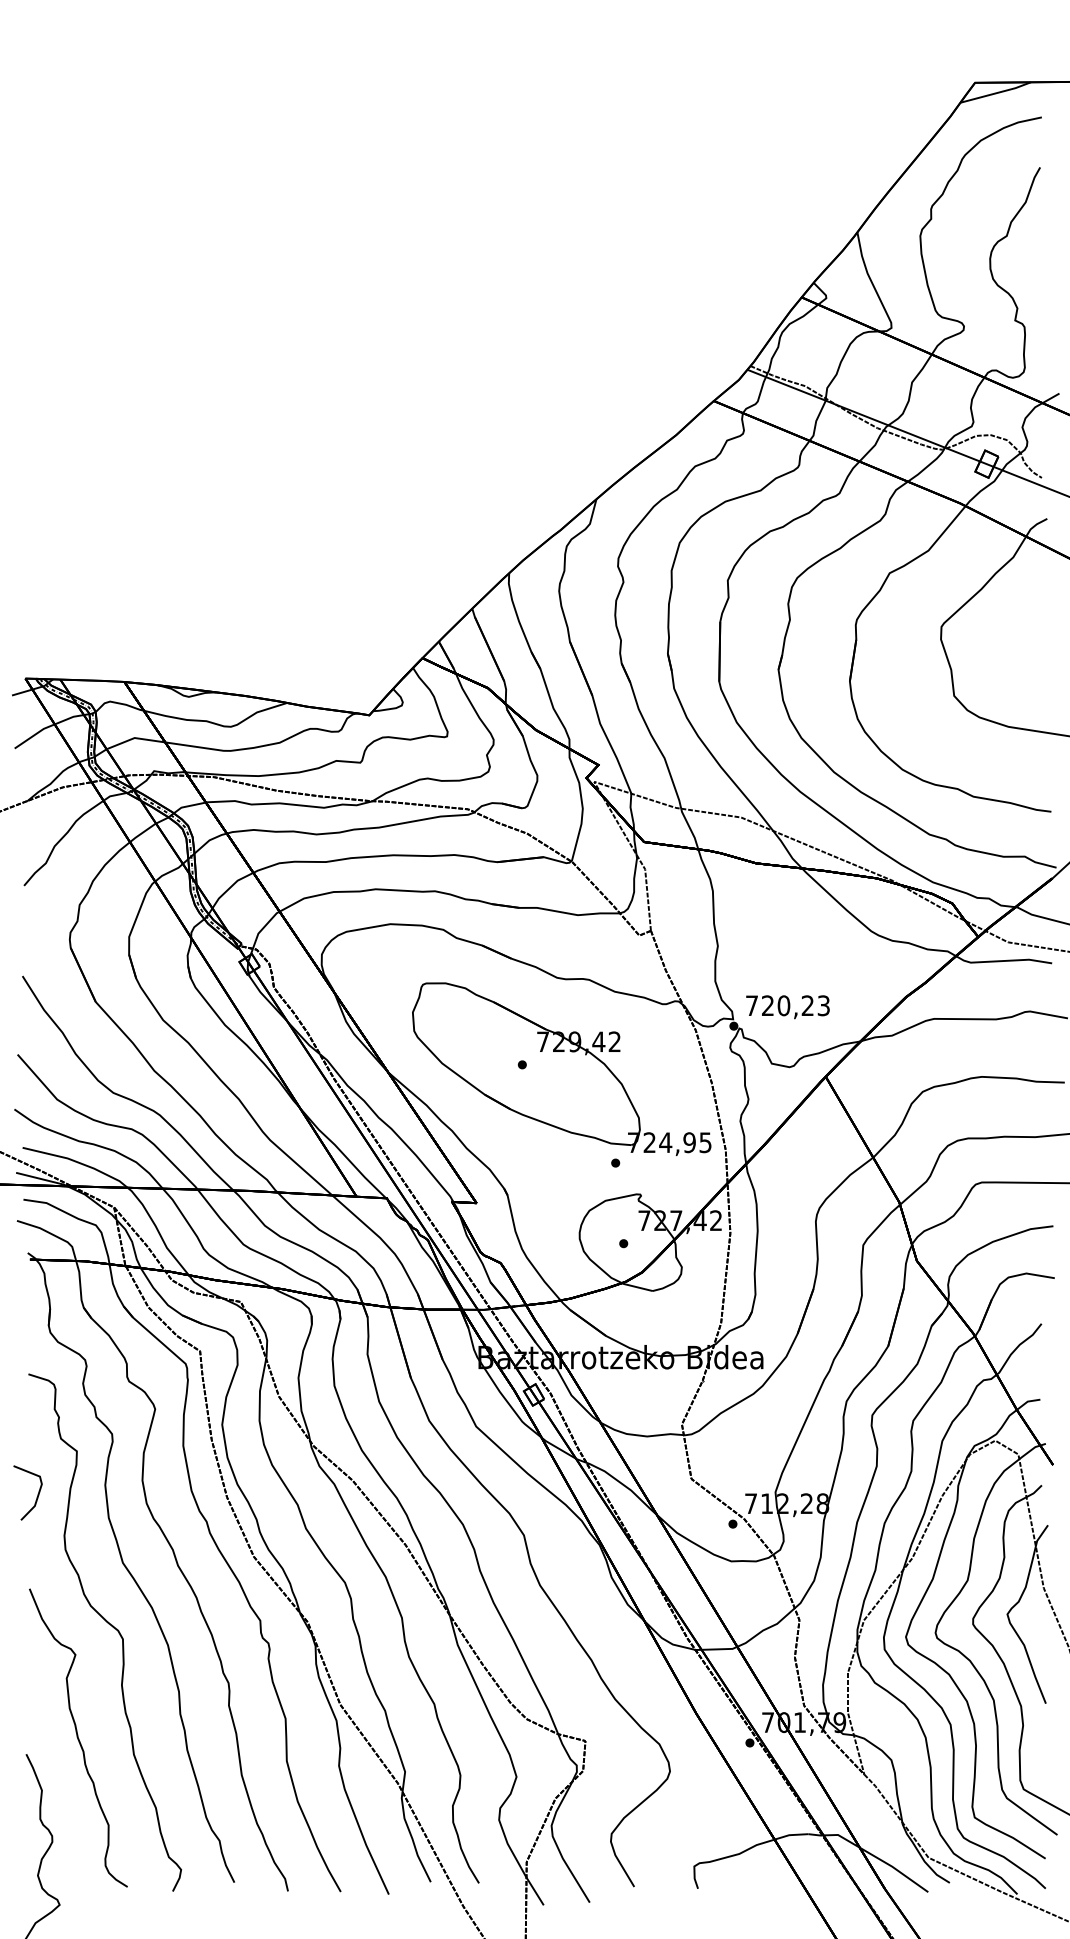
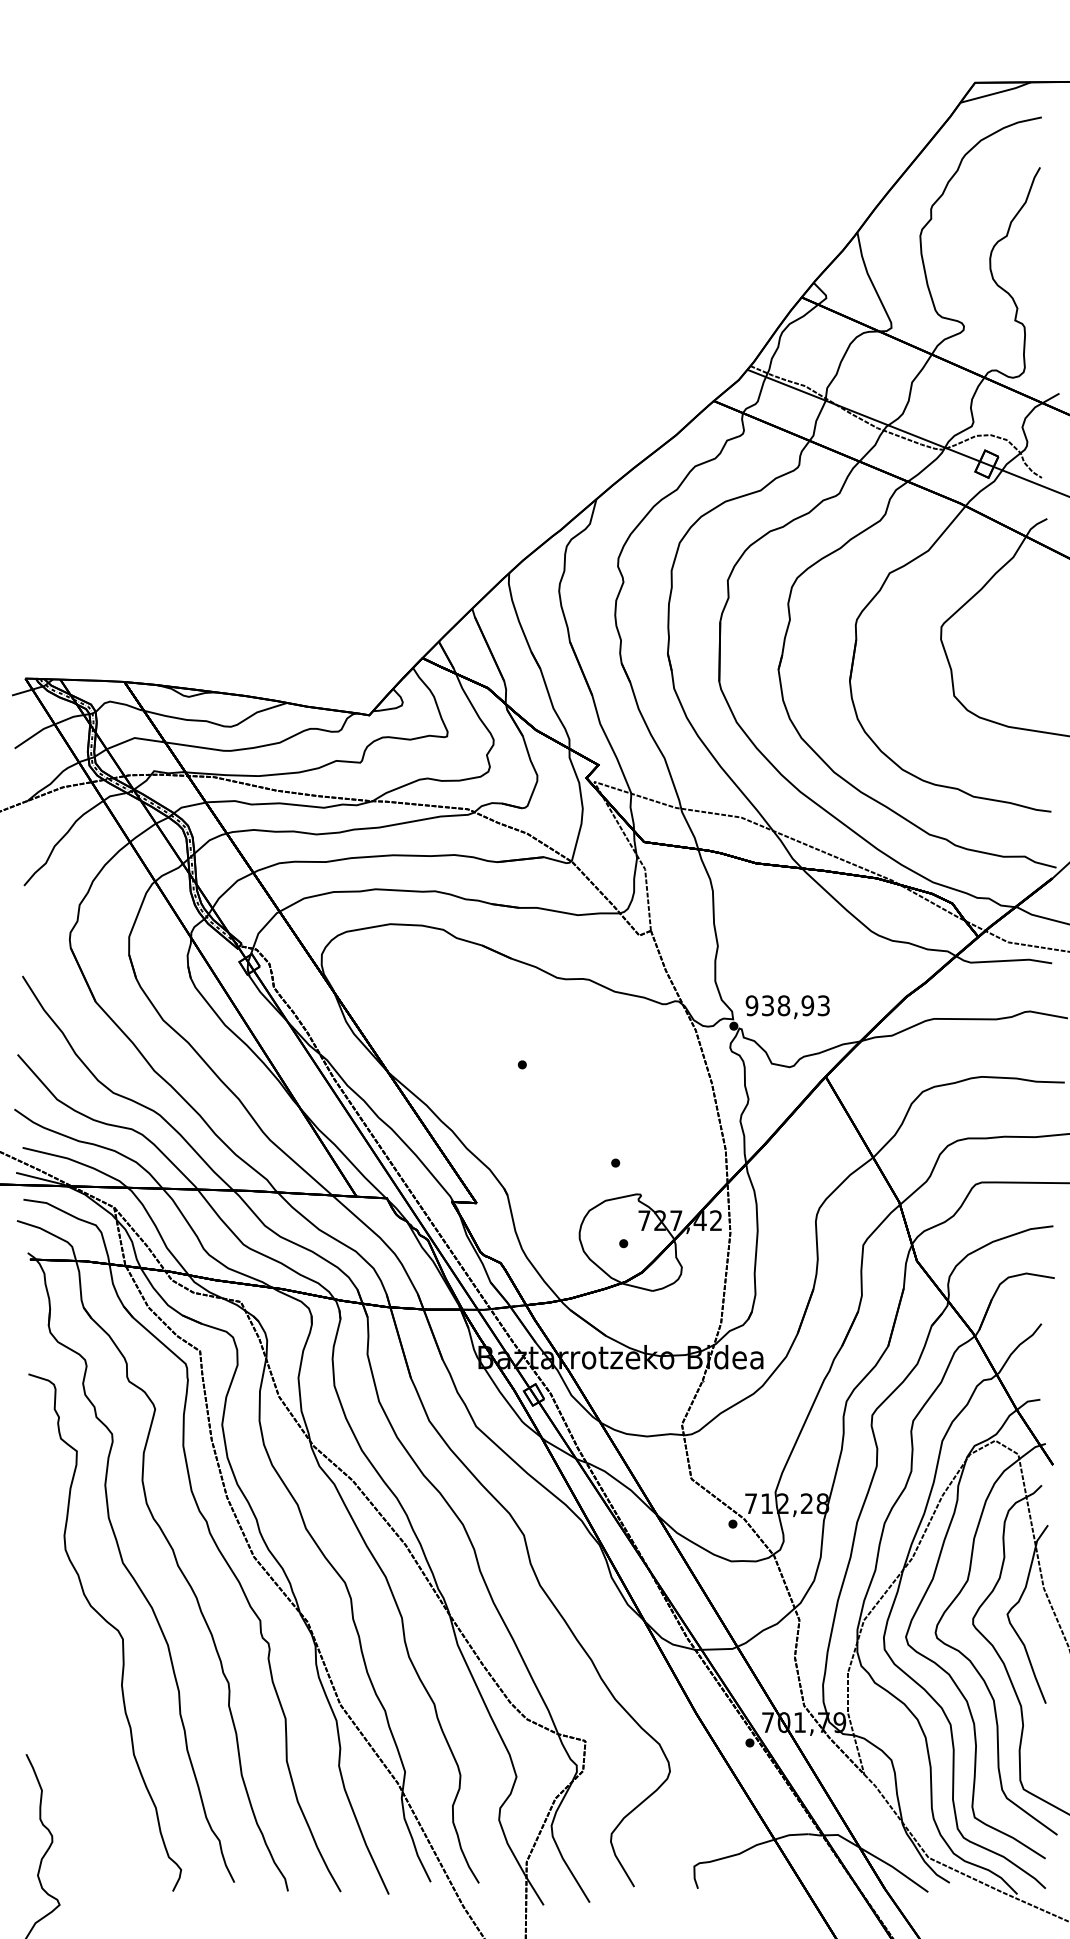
text: 720,23 -> 938,93 (779, 1005)
part: present -> none (561, 1068)
line: present -> none (37, 1494)
curve: present -> none (78, 1737)
